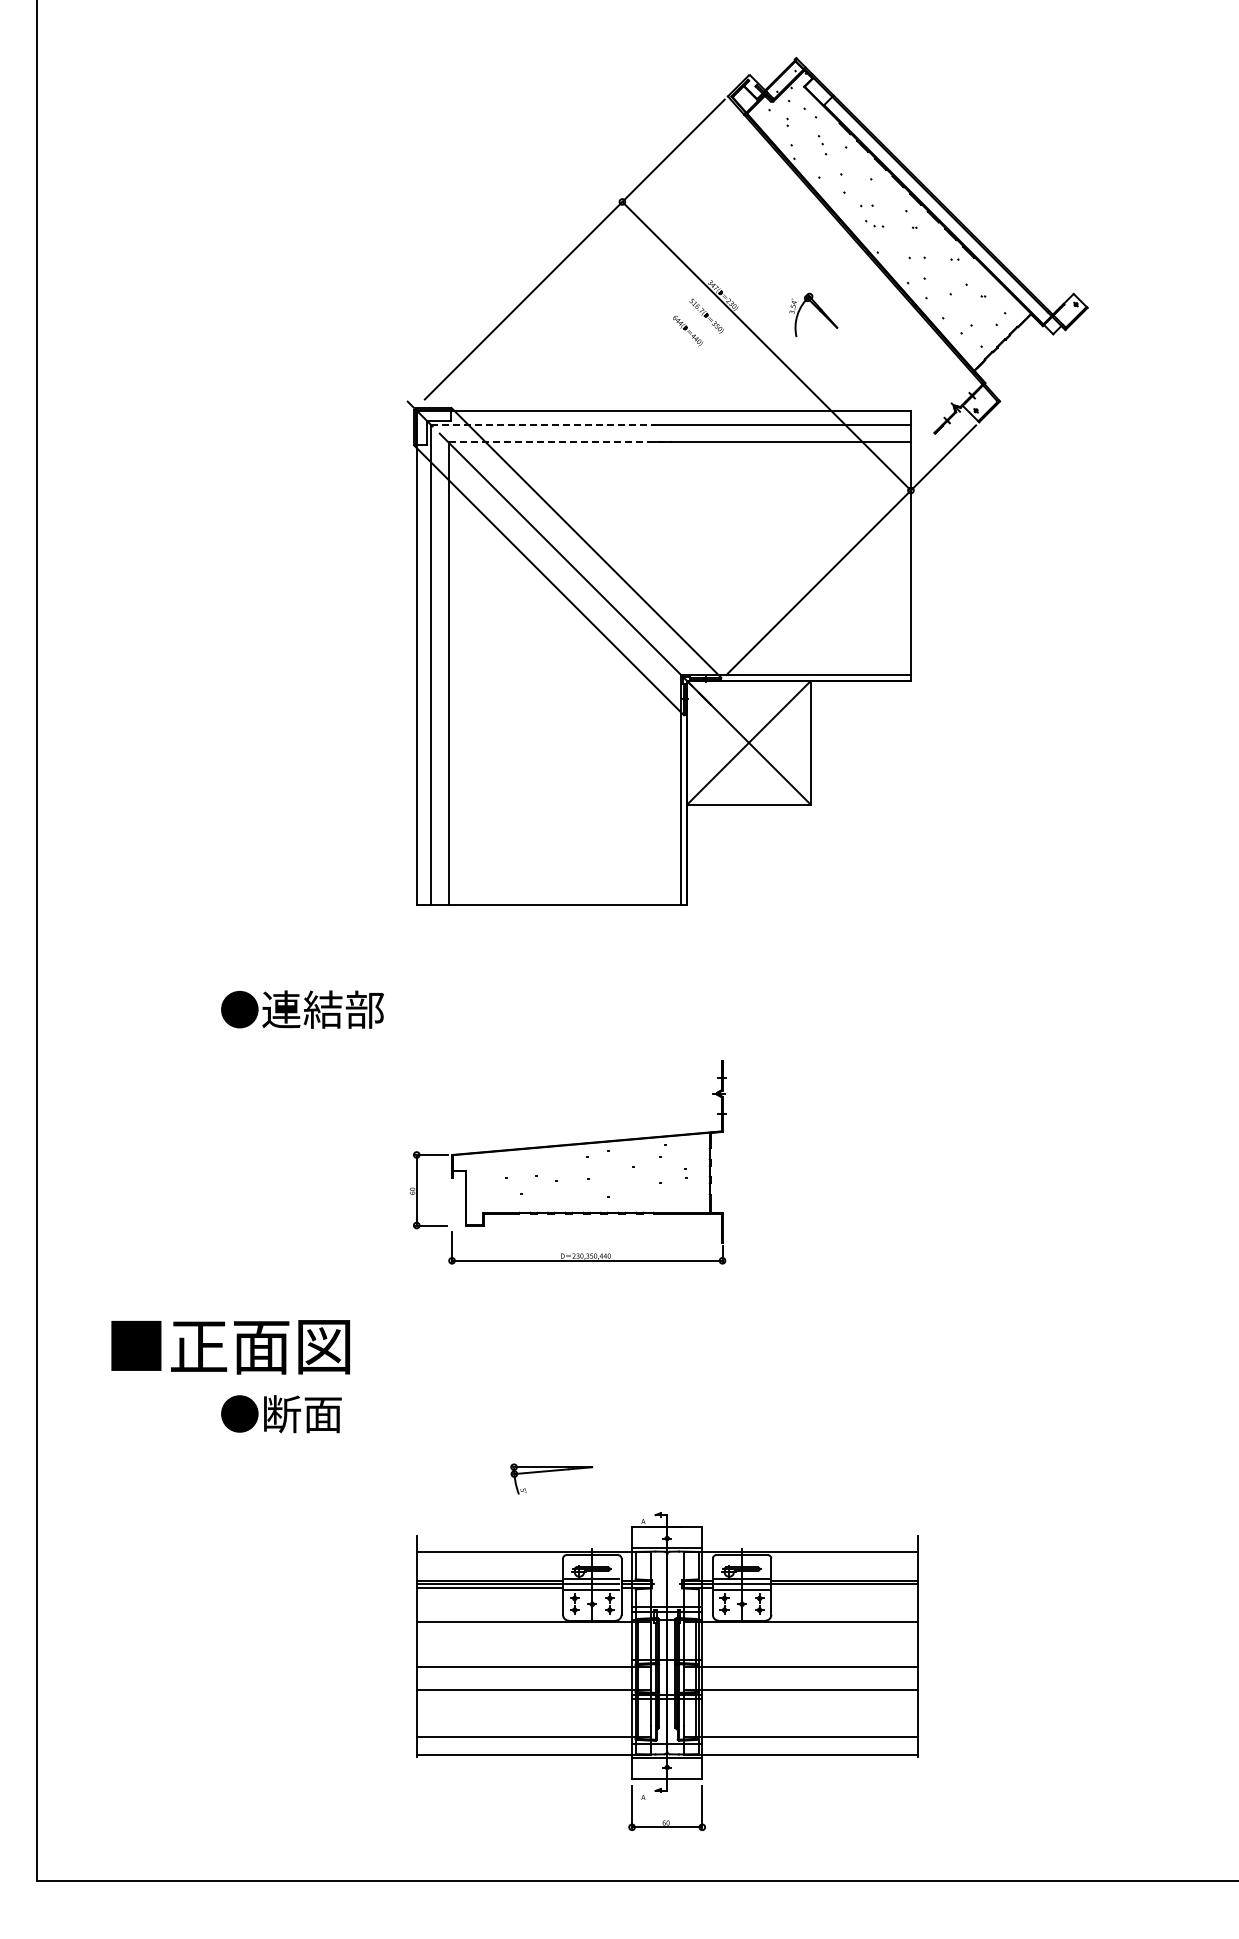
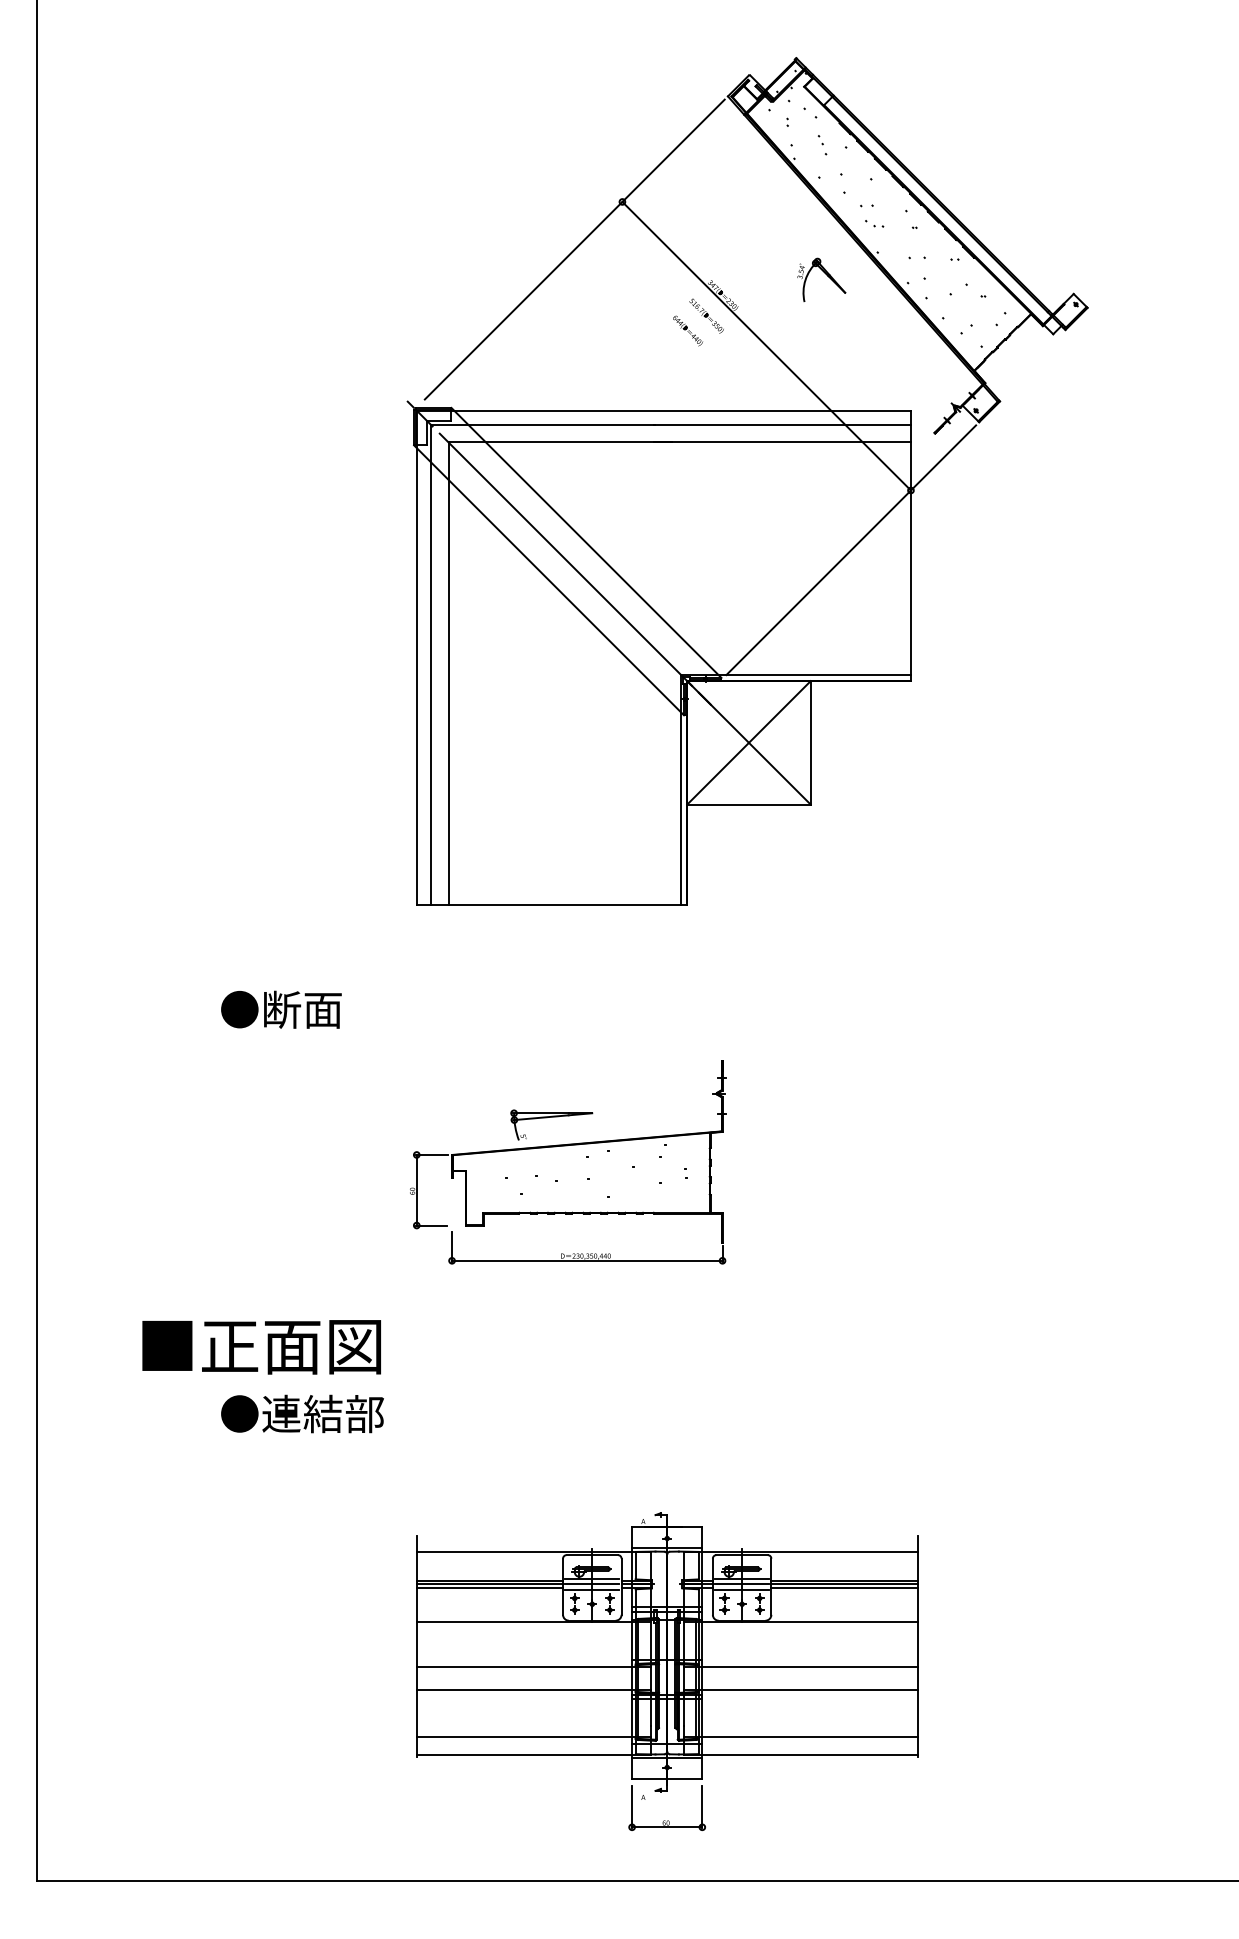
part position: (817, 309) -> (825, 274) (825, 274)
line: dashed -> solid (542, 424)
line: dashed -> solid (560, 442)
text: ●連結部 -> ●断面 (323, 1009)
text position: (230, 1347) -> (261, 1347) (261, 1347)
text: ●断面 -> ●連結部 (322, 1413)
part position: (551, 1471) -> (551, 1117) (551, 1117)
line: none -> present (844, 1588)
